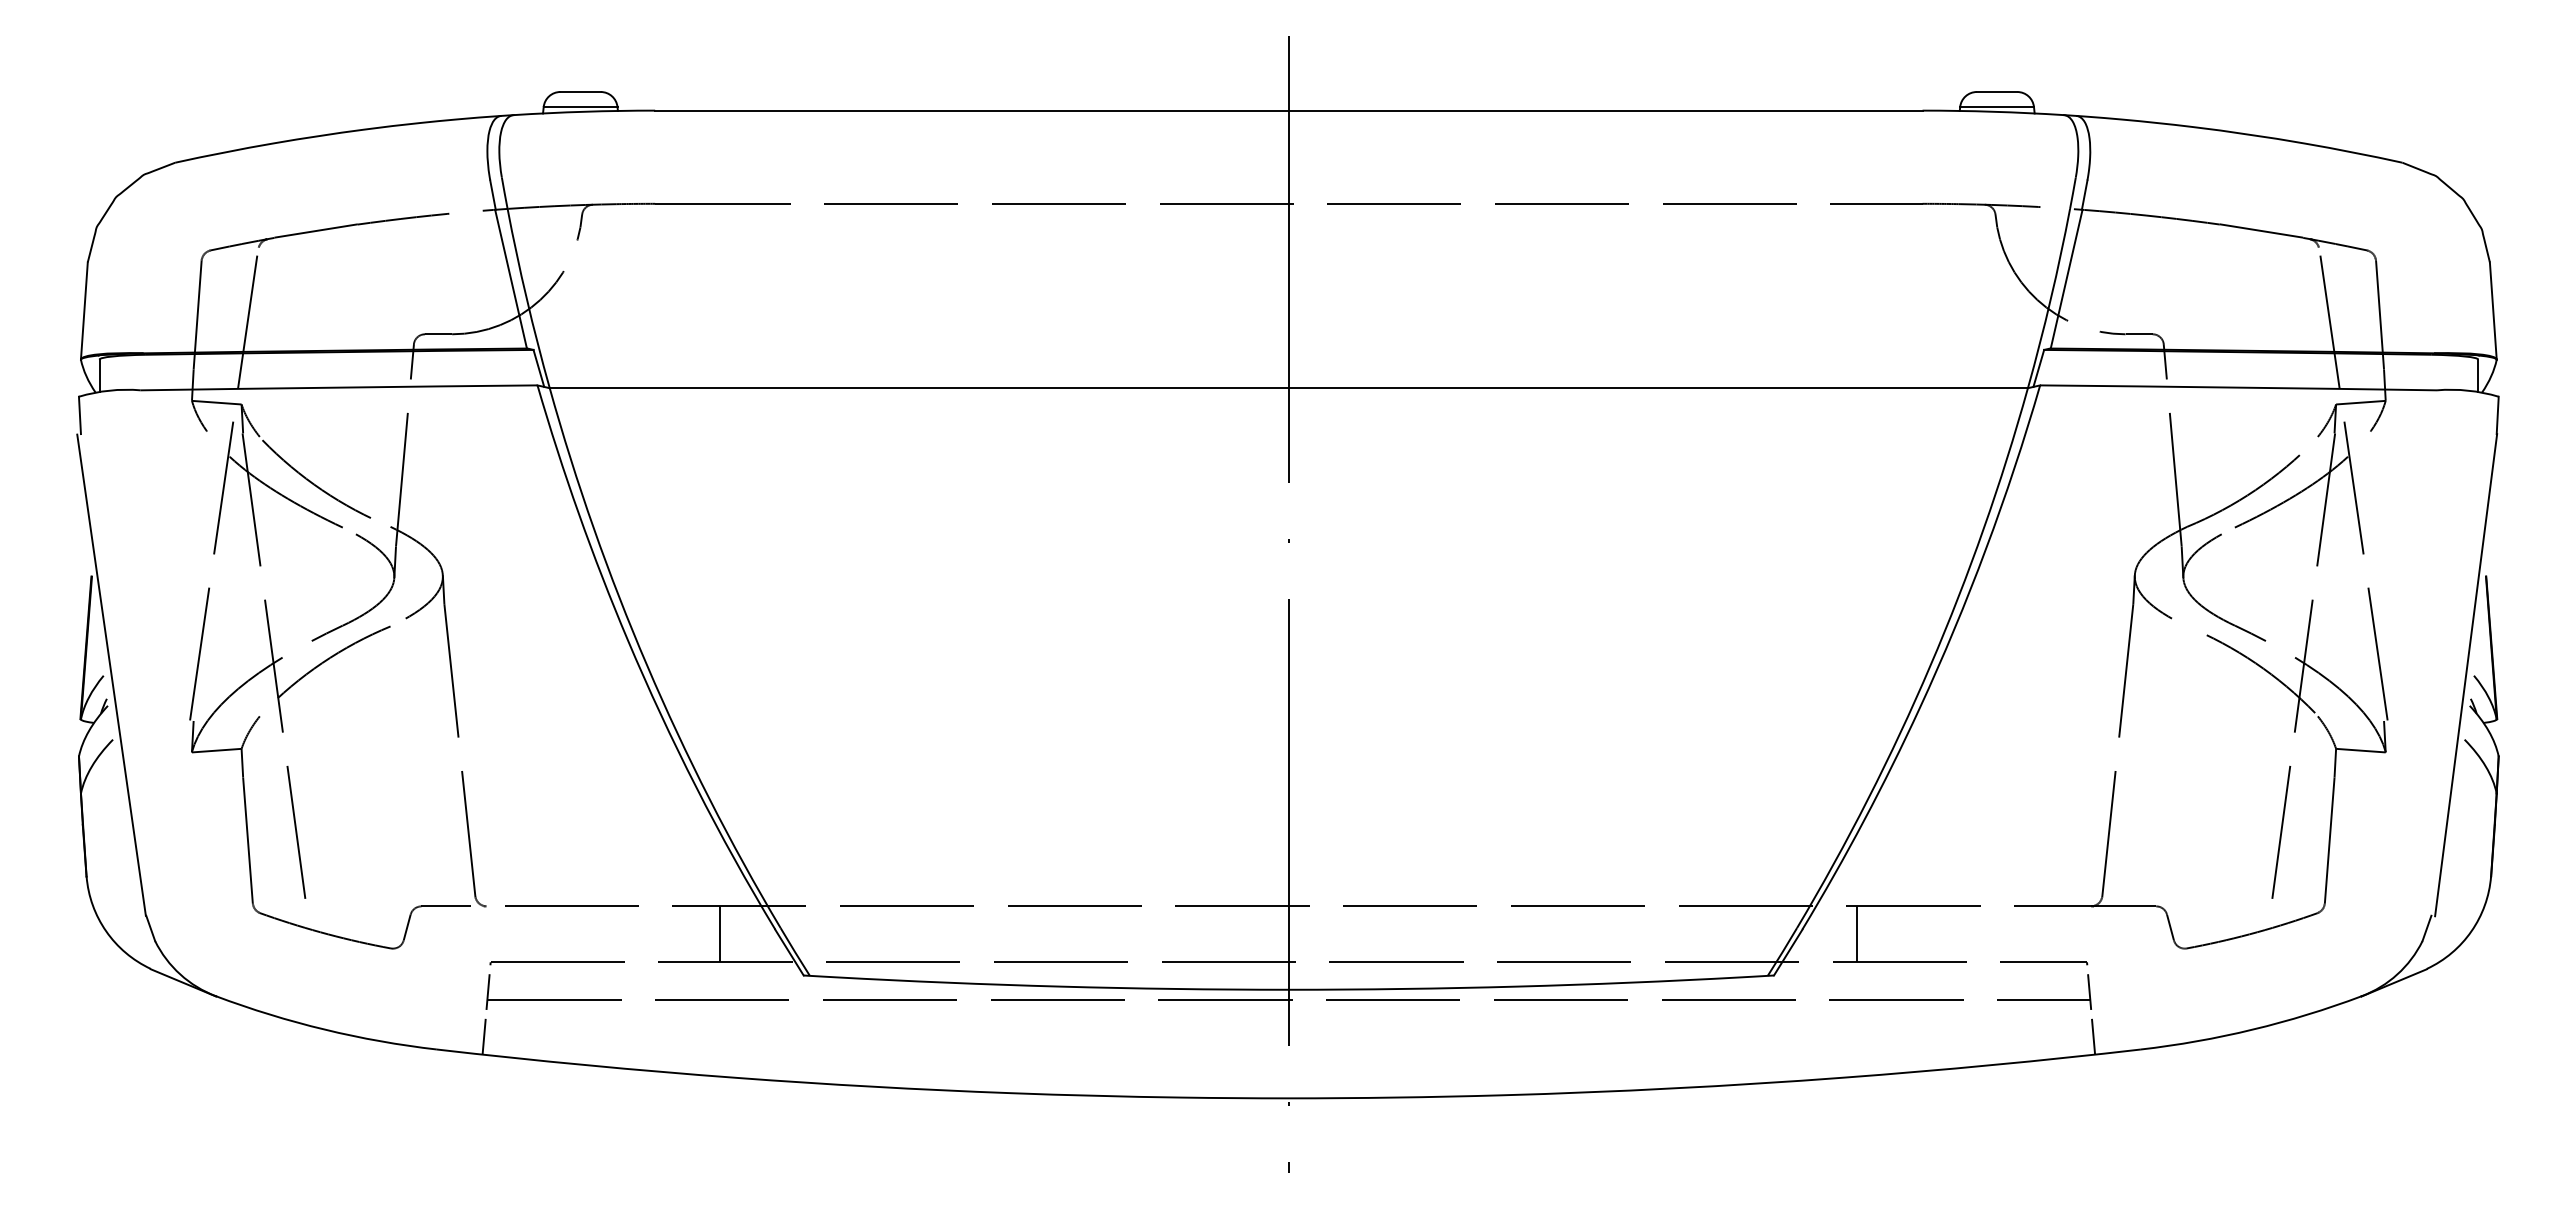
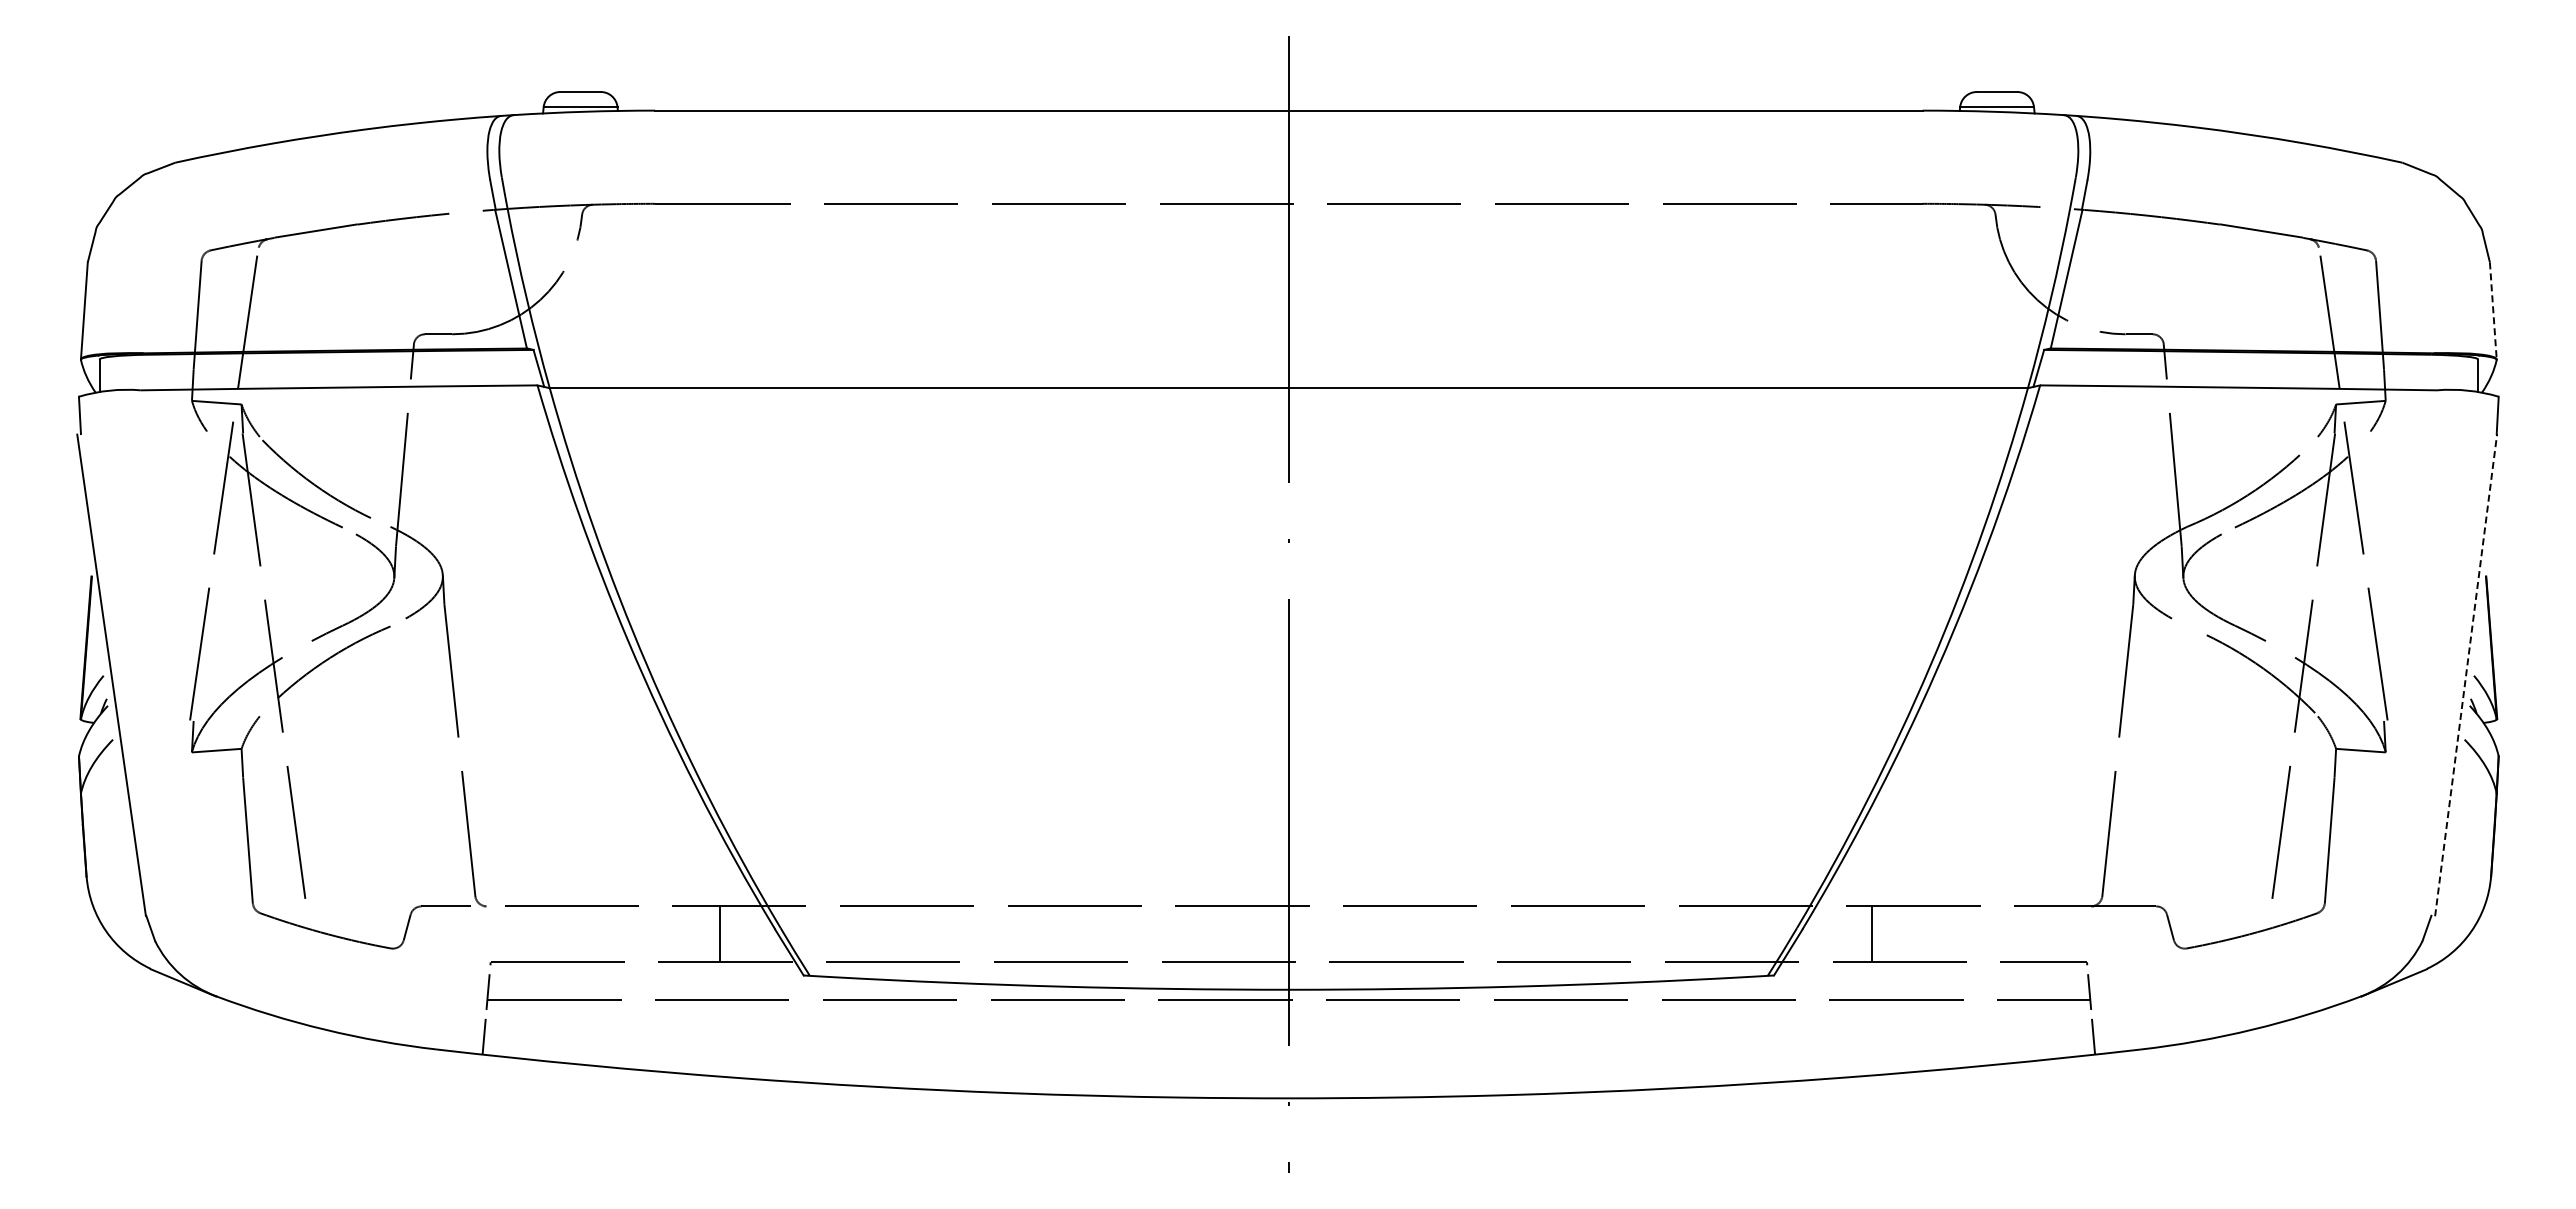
line: solid -> dashed (2493, 311)
line: solid -> dashed (2466, 674)
line position: (1857, 934) -> (1872, 934) (1872, 934)
